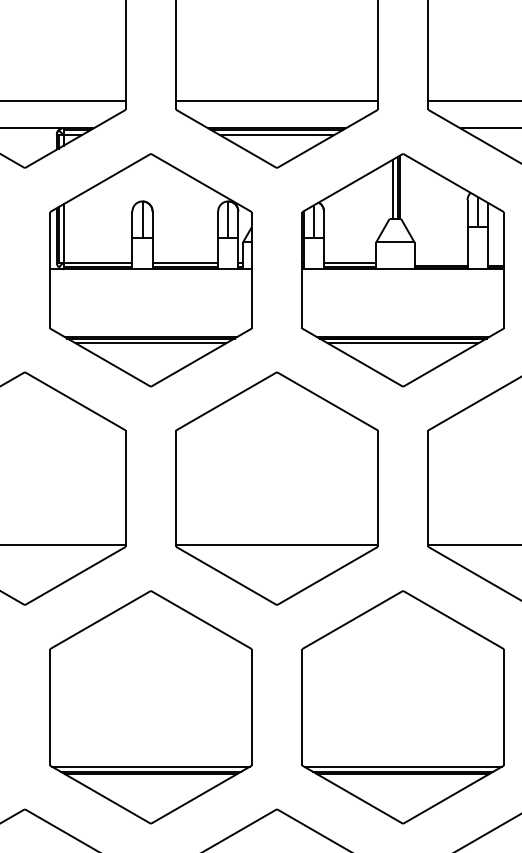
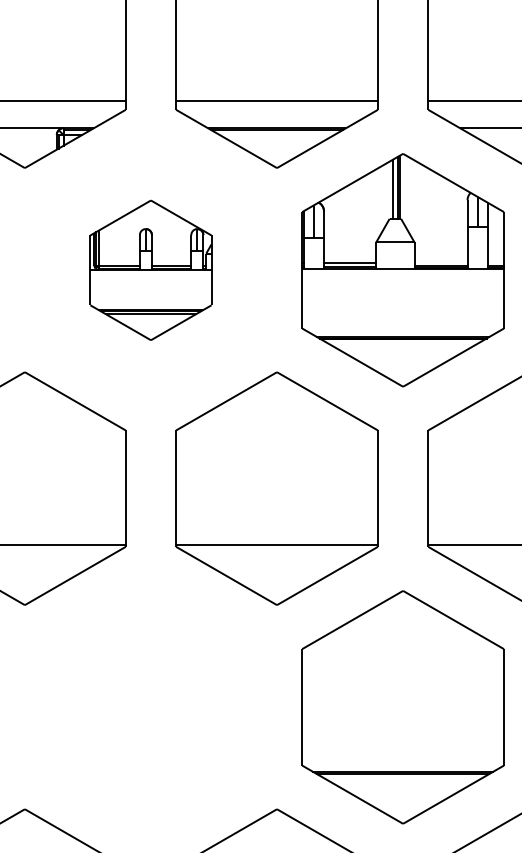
line: present -> none (276, 135)
part size: 204x235 px -> 124x142 px (150, 269)
line: present -> none (402, 343)
part: present -> none (150, 707)
line: present -> none (402, 766)
